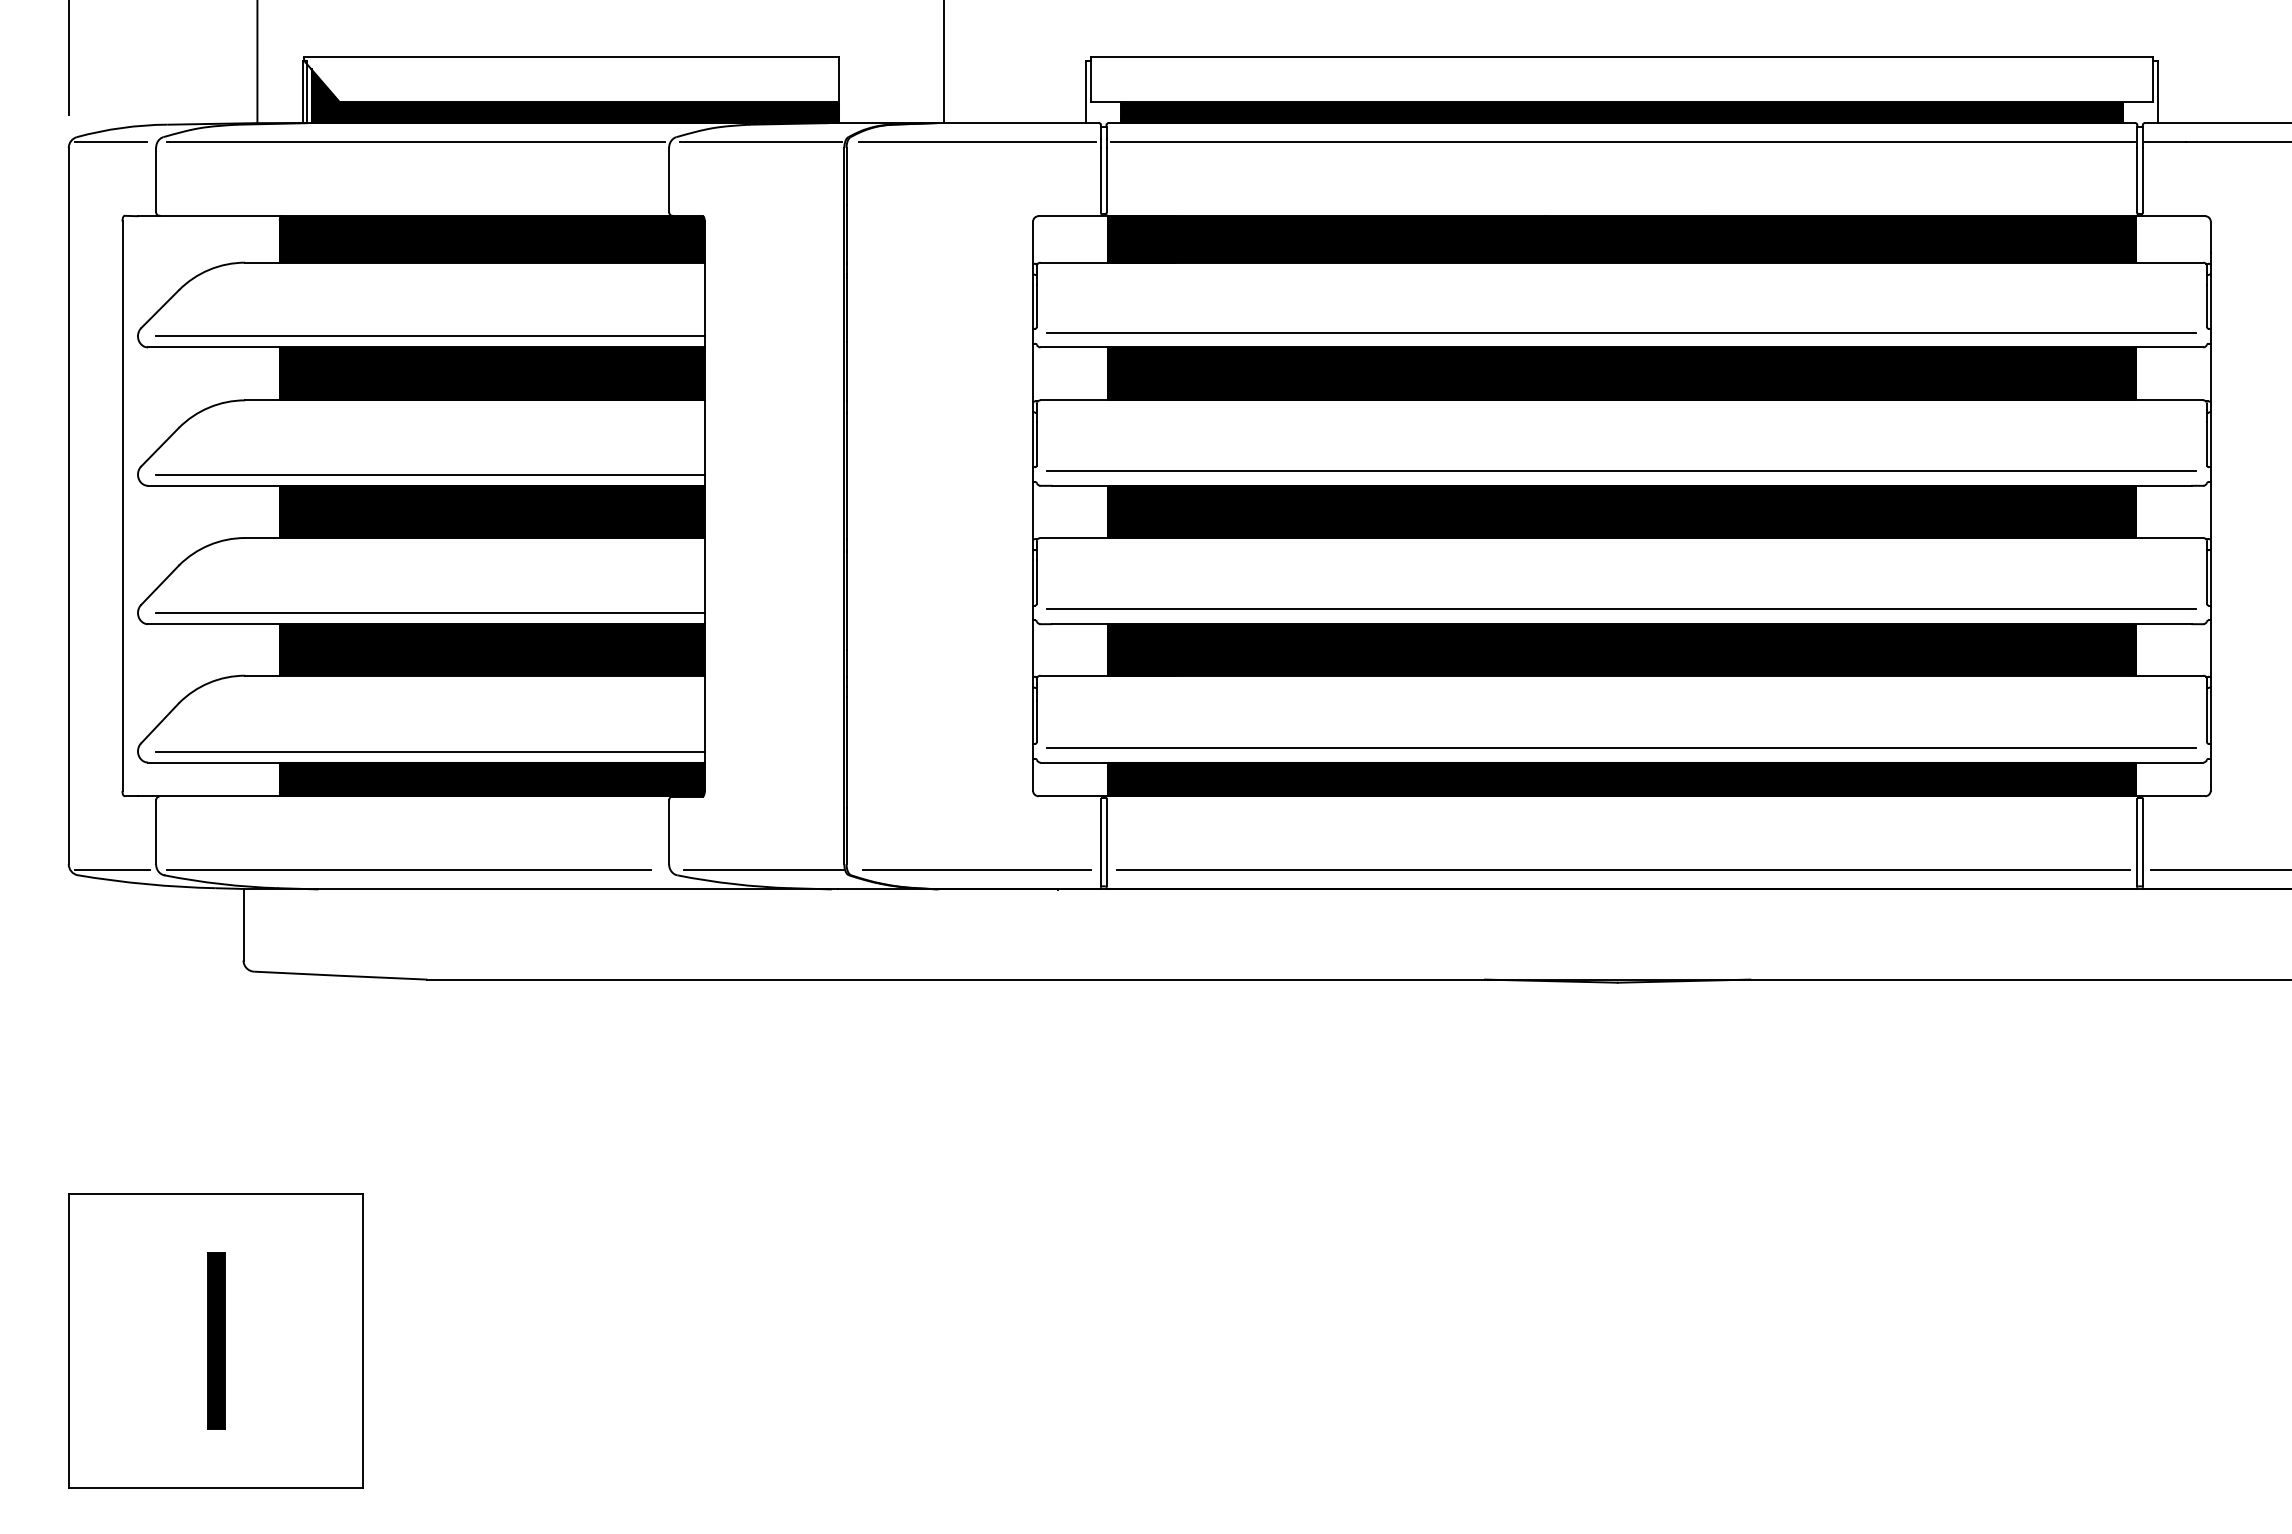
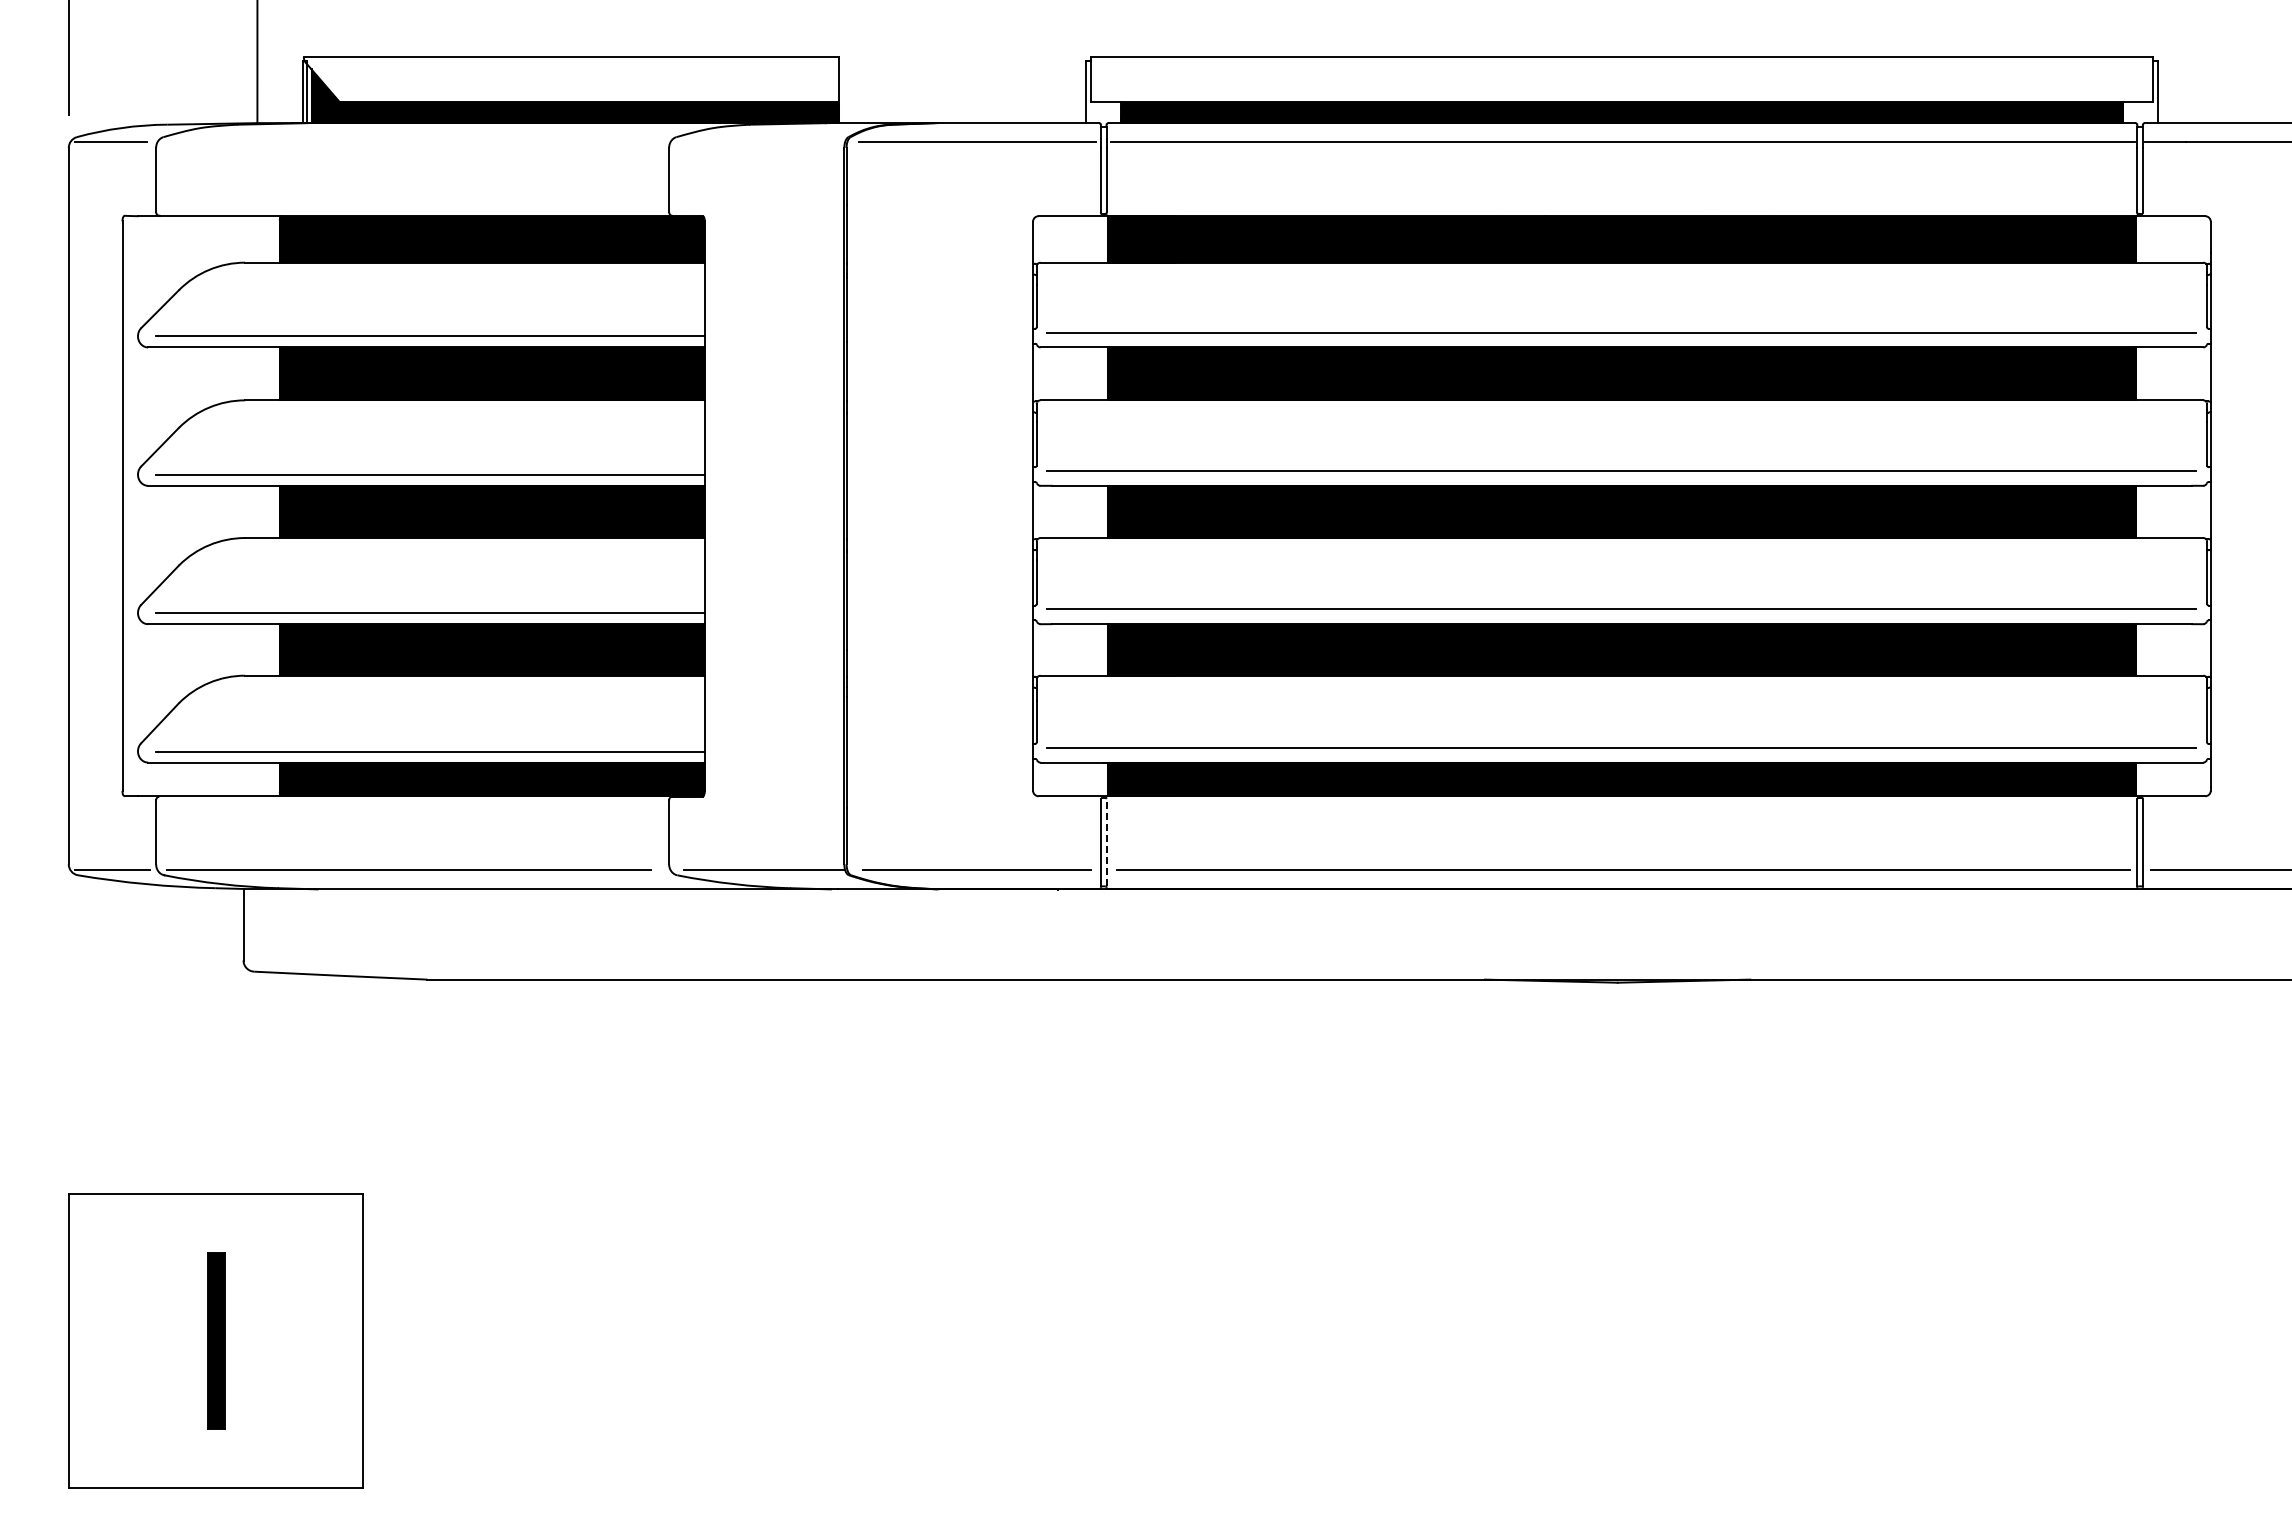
line: present -> none (943, 62)
line: present -> none (415, 142)
line: present -> none (761, 142)
line: solid -> dashed (1106, 842)
